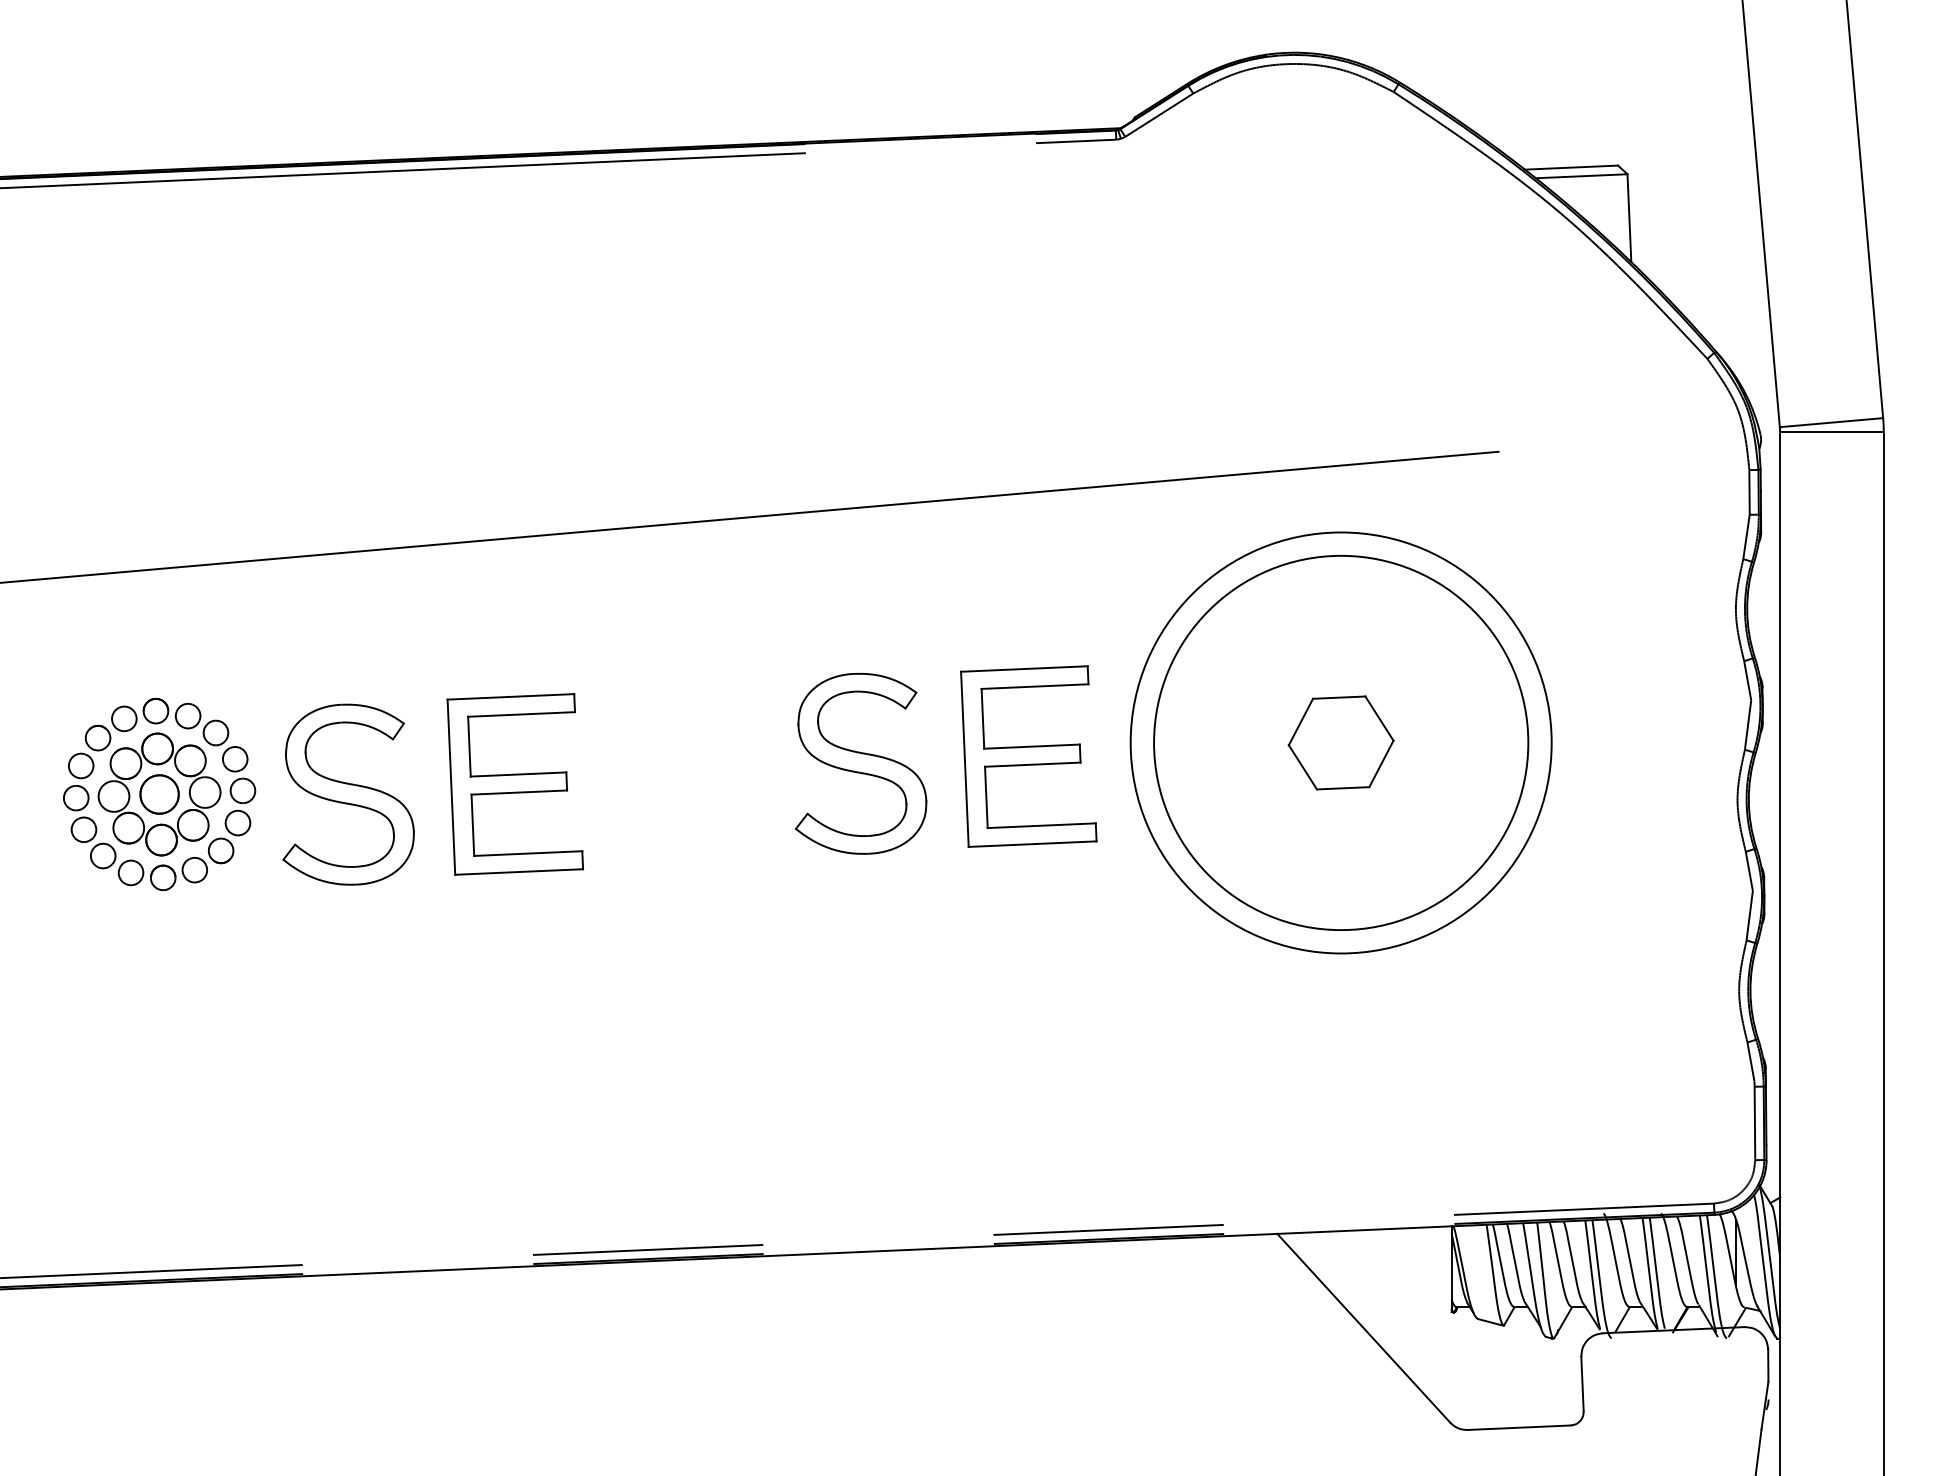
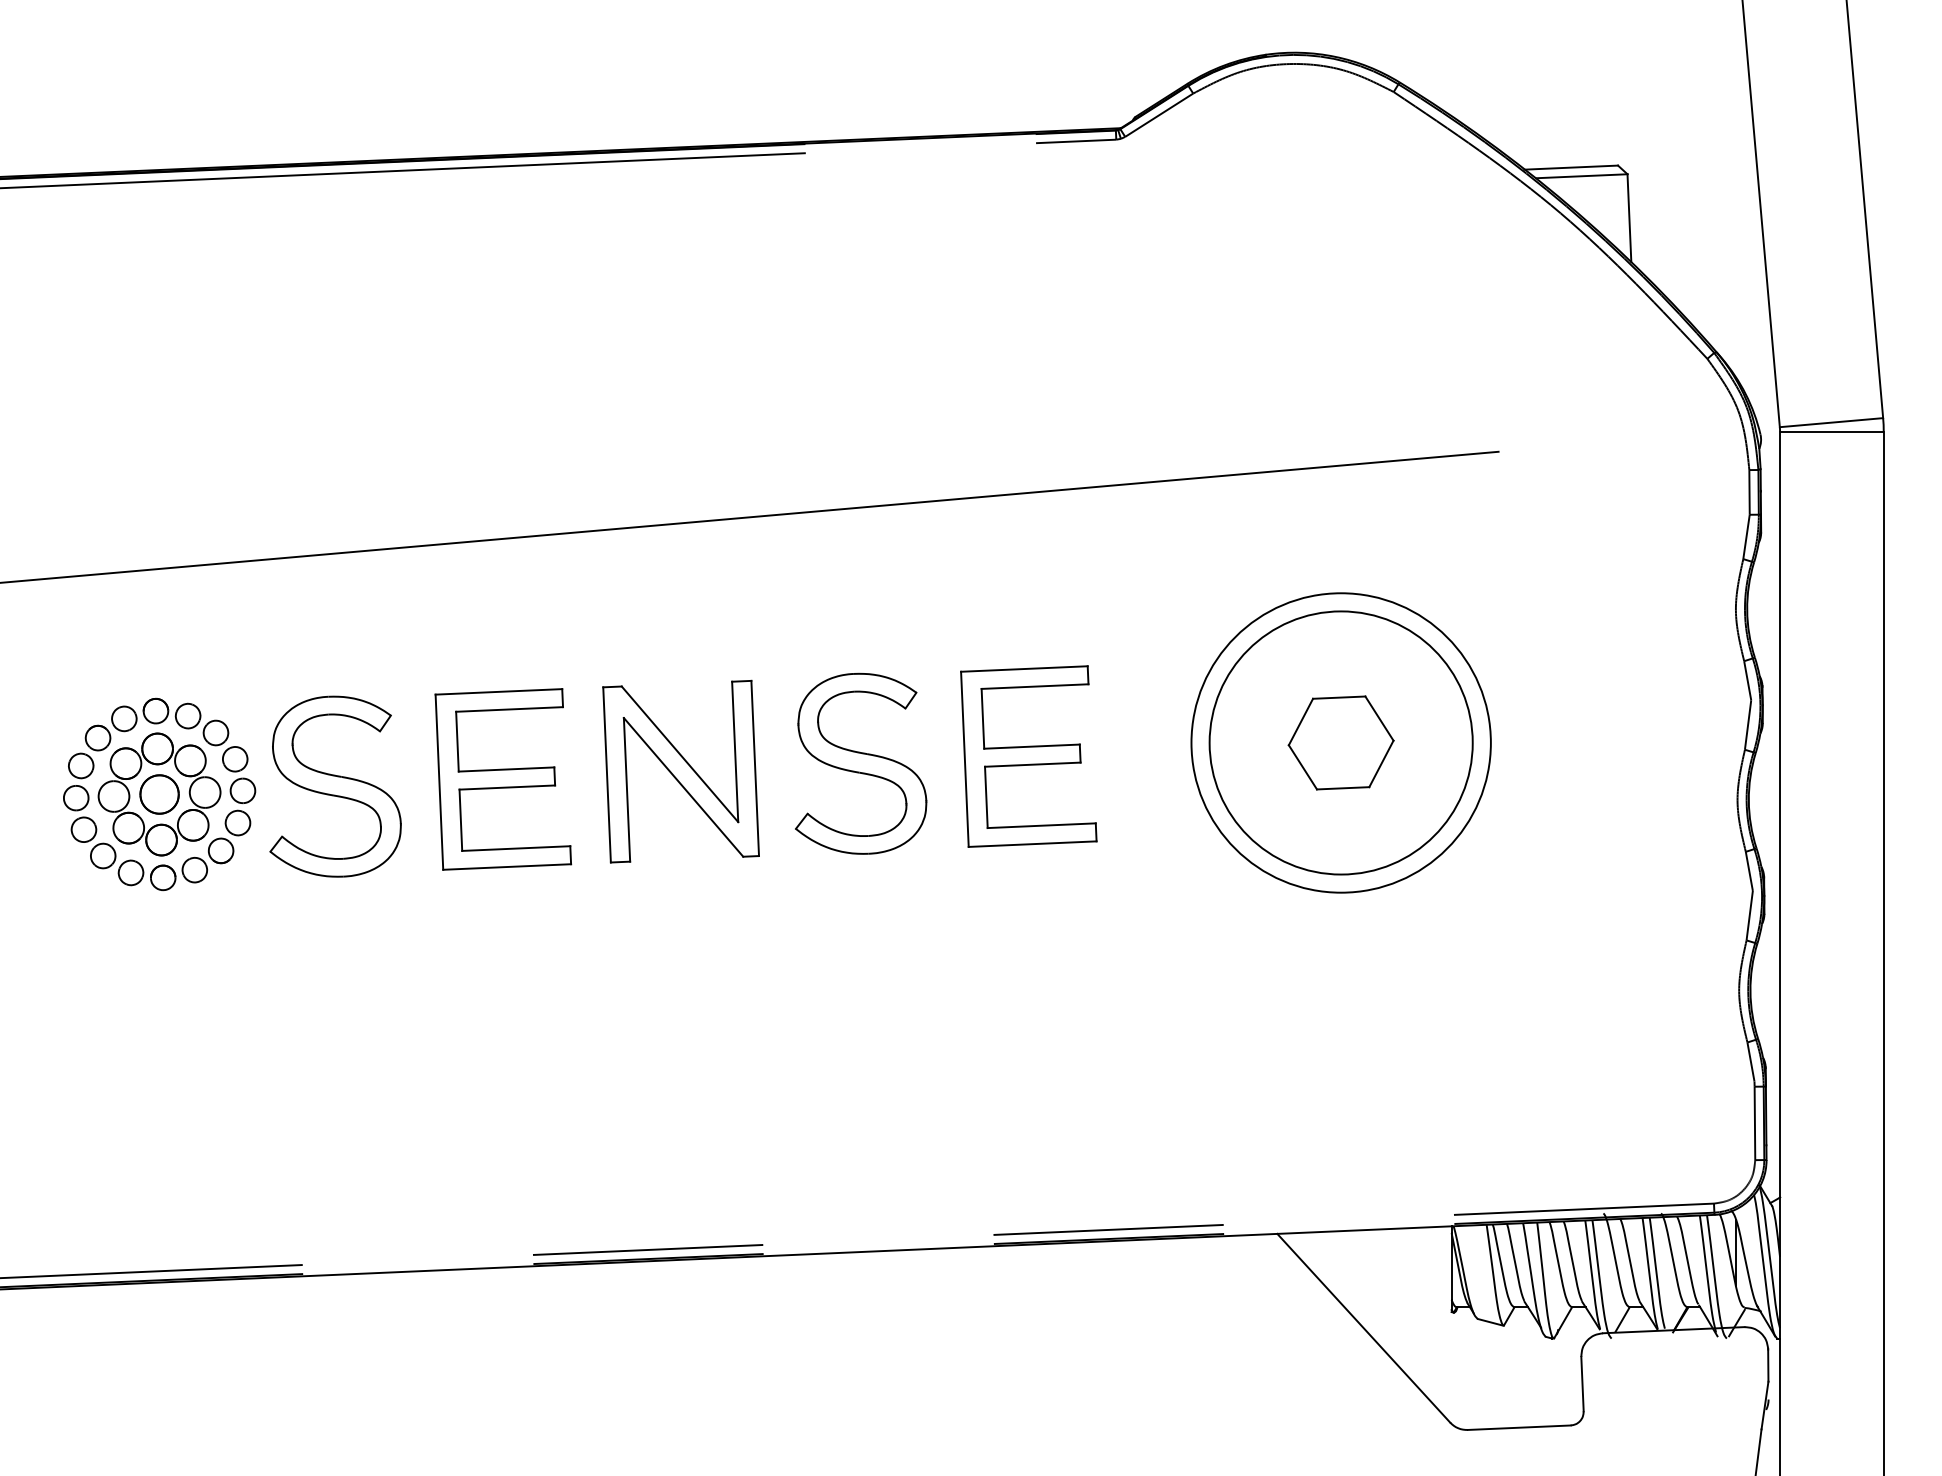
circle diameter: 421 px -> 263 px (1340, 742)
circle diameter: 374 px -> 299 px (1340, 742)
part: none -> present (680, 771)
part position: (515, 784) -> (503, 779) (503, 779)
part position: (348, 794) -> (335, 786) (335, 786)
